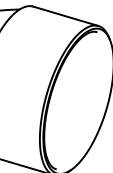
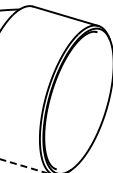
line: solid -> dashed (22, 165)
